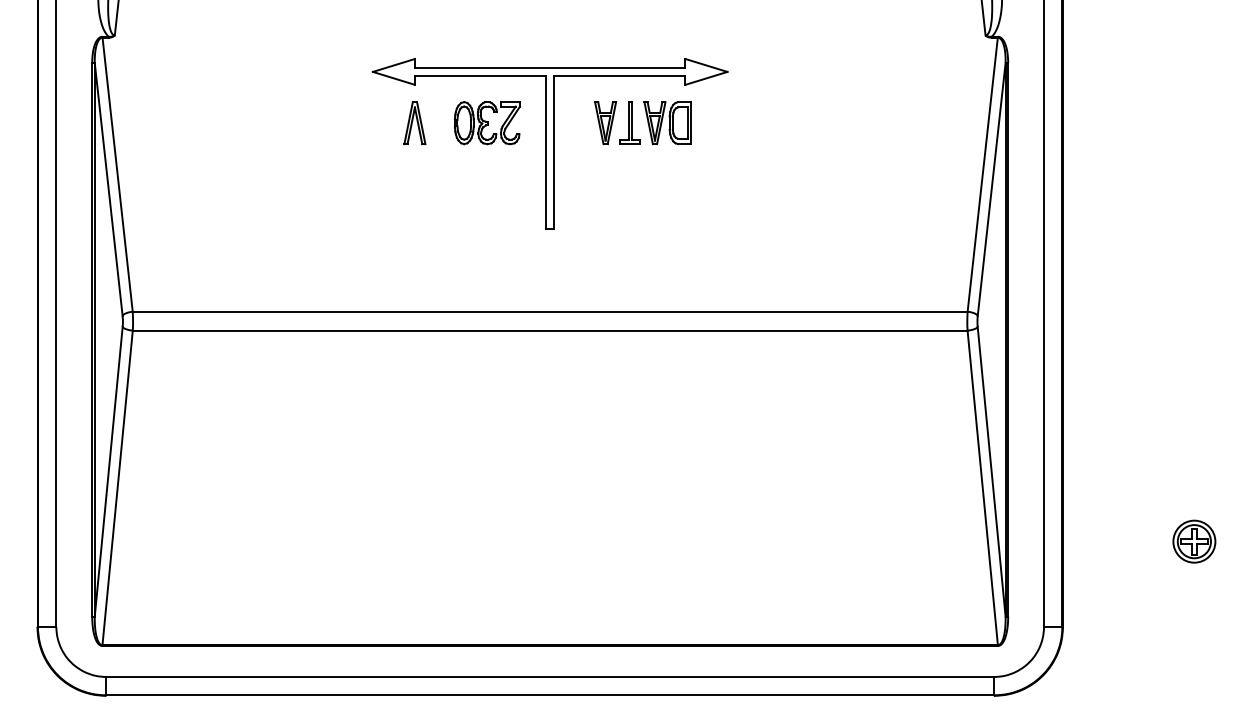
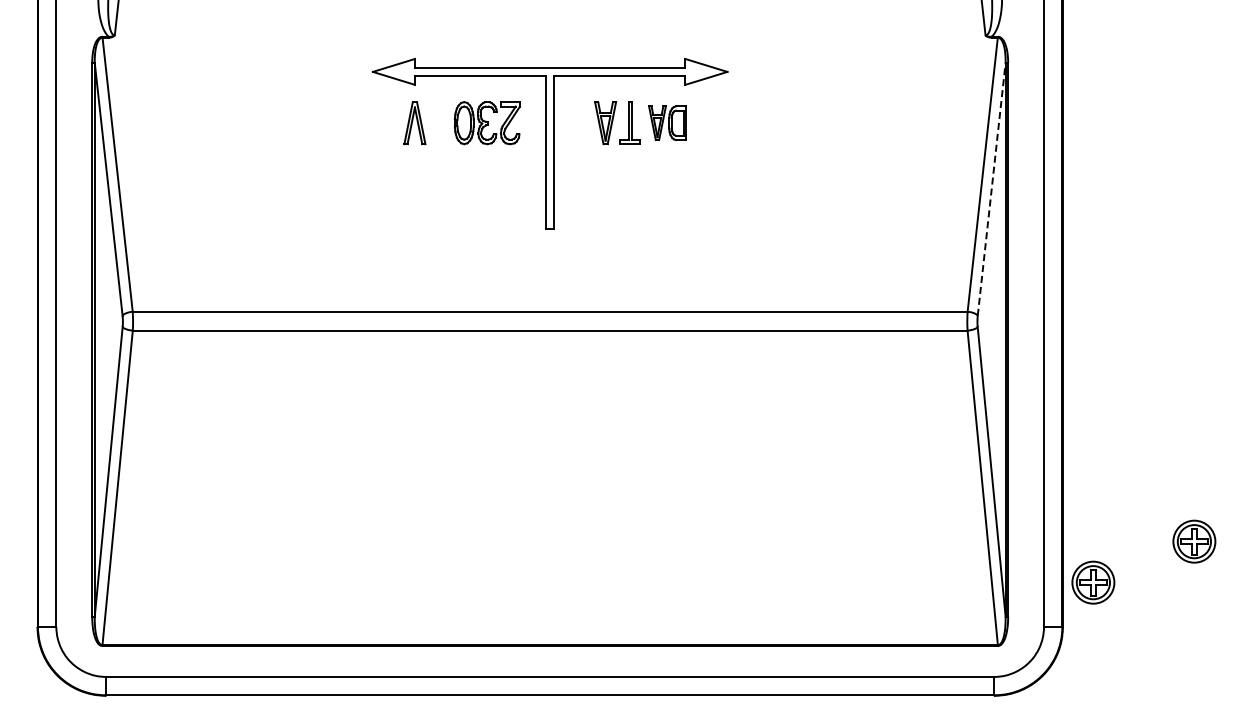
part size: 49x45 px -> 39x36 px (667, 122)
line: solid -> dashed (991, 188)
part: none -> present (1093, 582)
